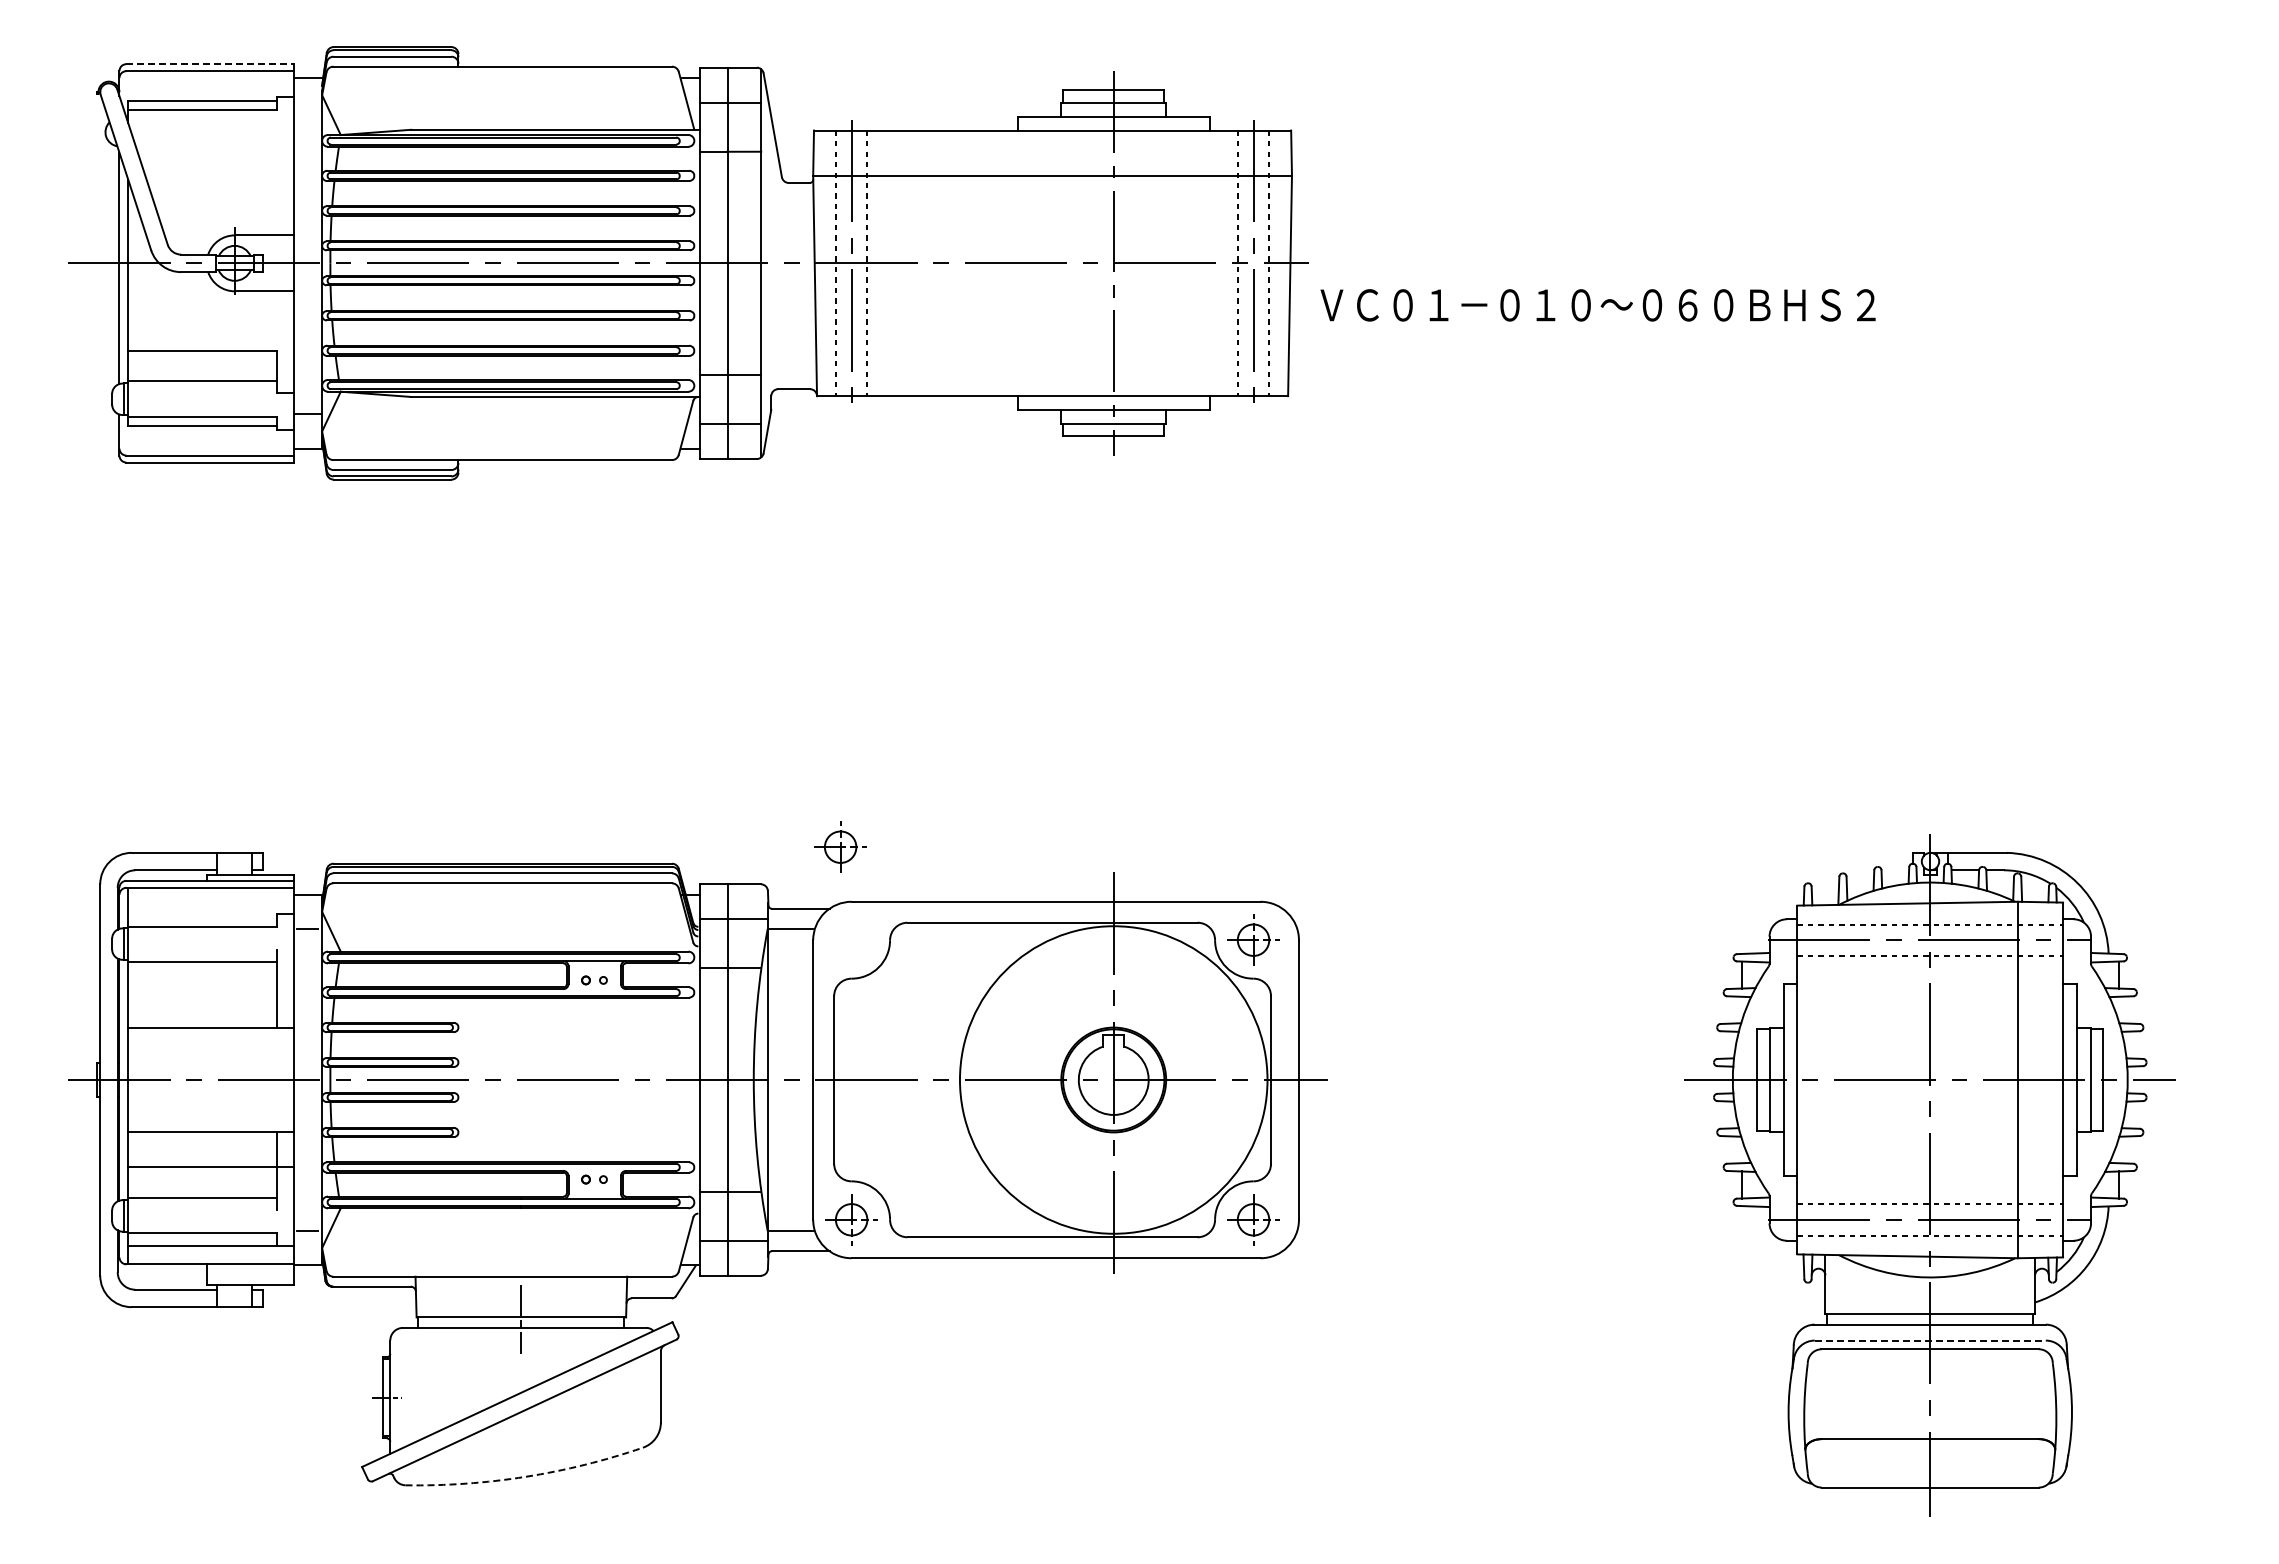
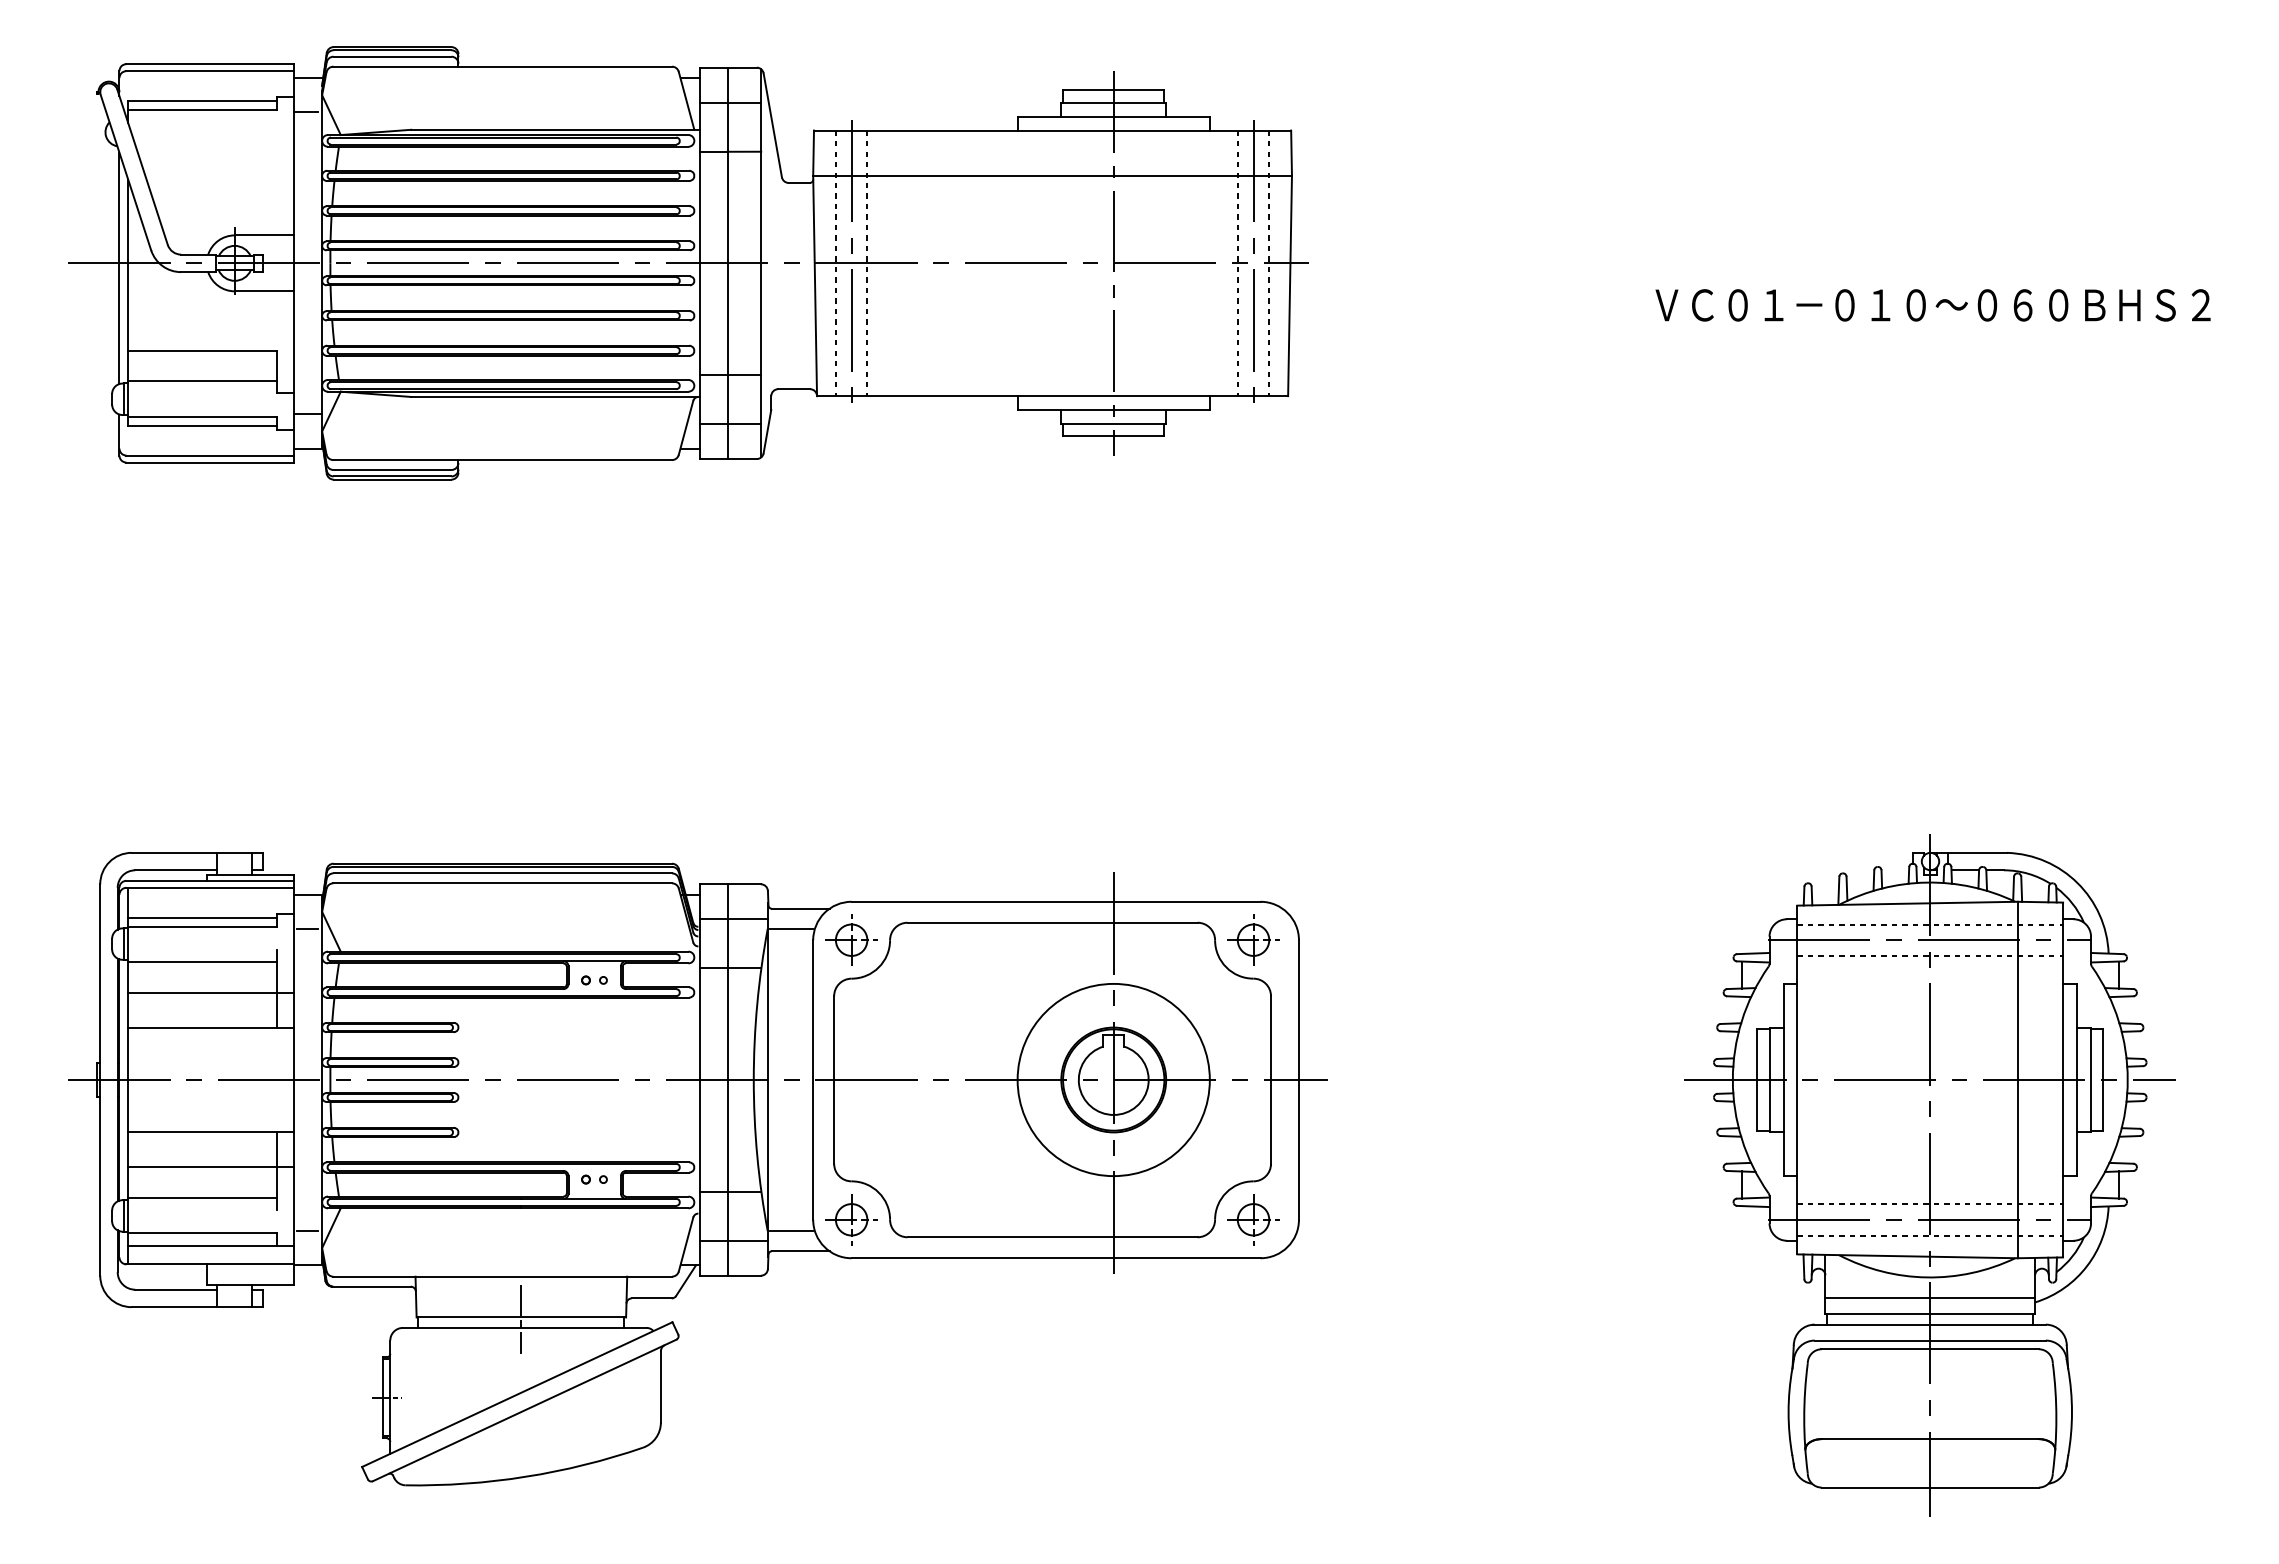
line: dashed -> solid (210, 64)
line: none -> present (306, 112)
text position: (1597, 305) -> (1932, 305) (1932, 305)
part position: (840, 846) -> (851, 939) (851, 939)
line: none -> present (202, 917)
line: none -> present (211, 992)
circle diameter: 308 px -> 192 px (1113, 1079)
line: none -> present (1930, 1298)
line: dashed -> solid (1930, 1340)
arc: dashed -> solid (525, 1476)
